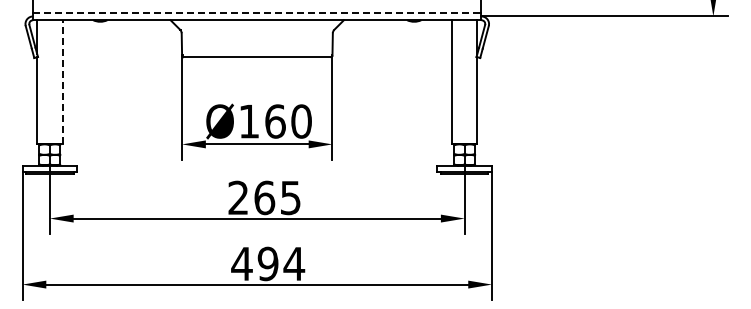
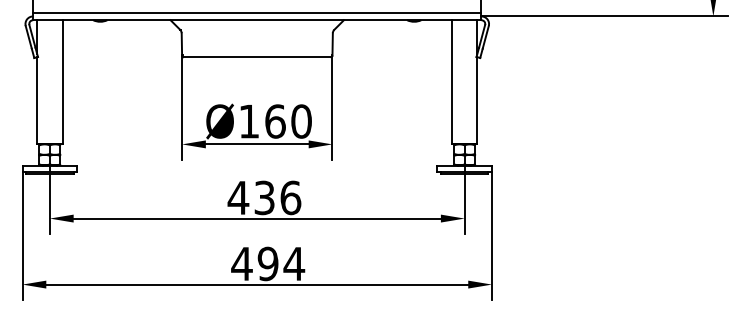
line: dashed -> solid (257, 12)
line: dashed -> solid (62, 82)
text: 265 -> 436 (264, 197)
